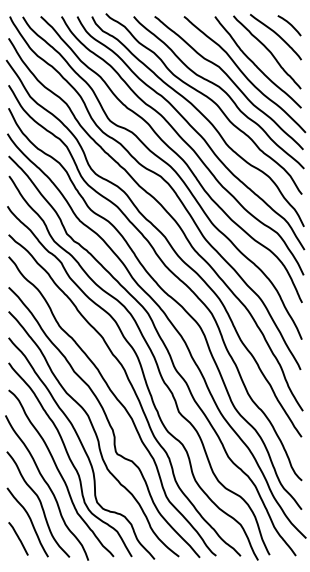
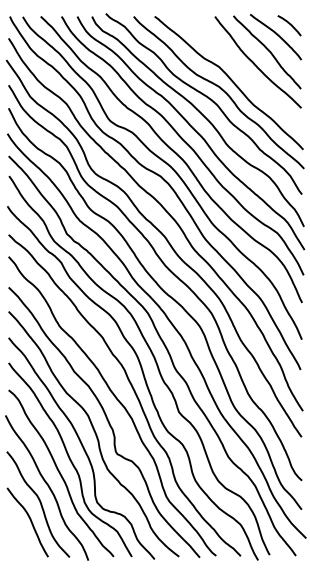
curve: present -> none (244, 74)
line: present -> none (18, 538)
